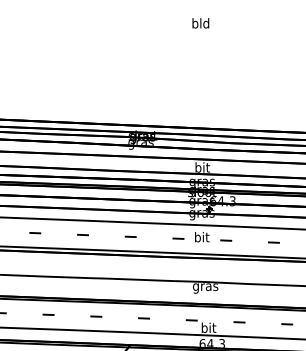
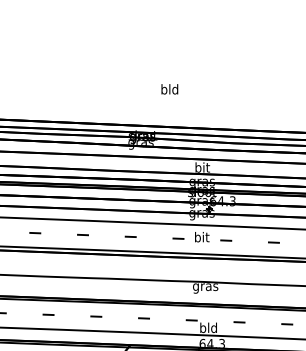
text position: (200, 23) -> (169, 89) (169, 89)
text: bit -> bld (208, 327)
